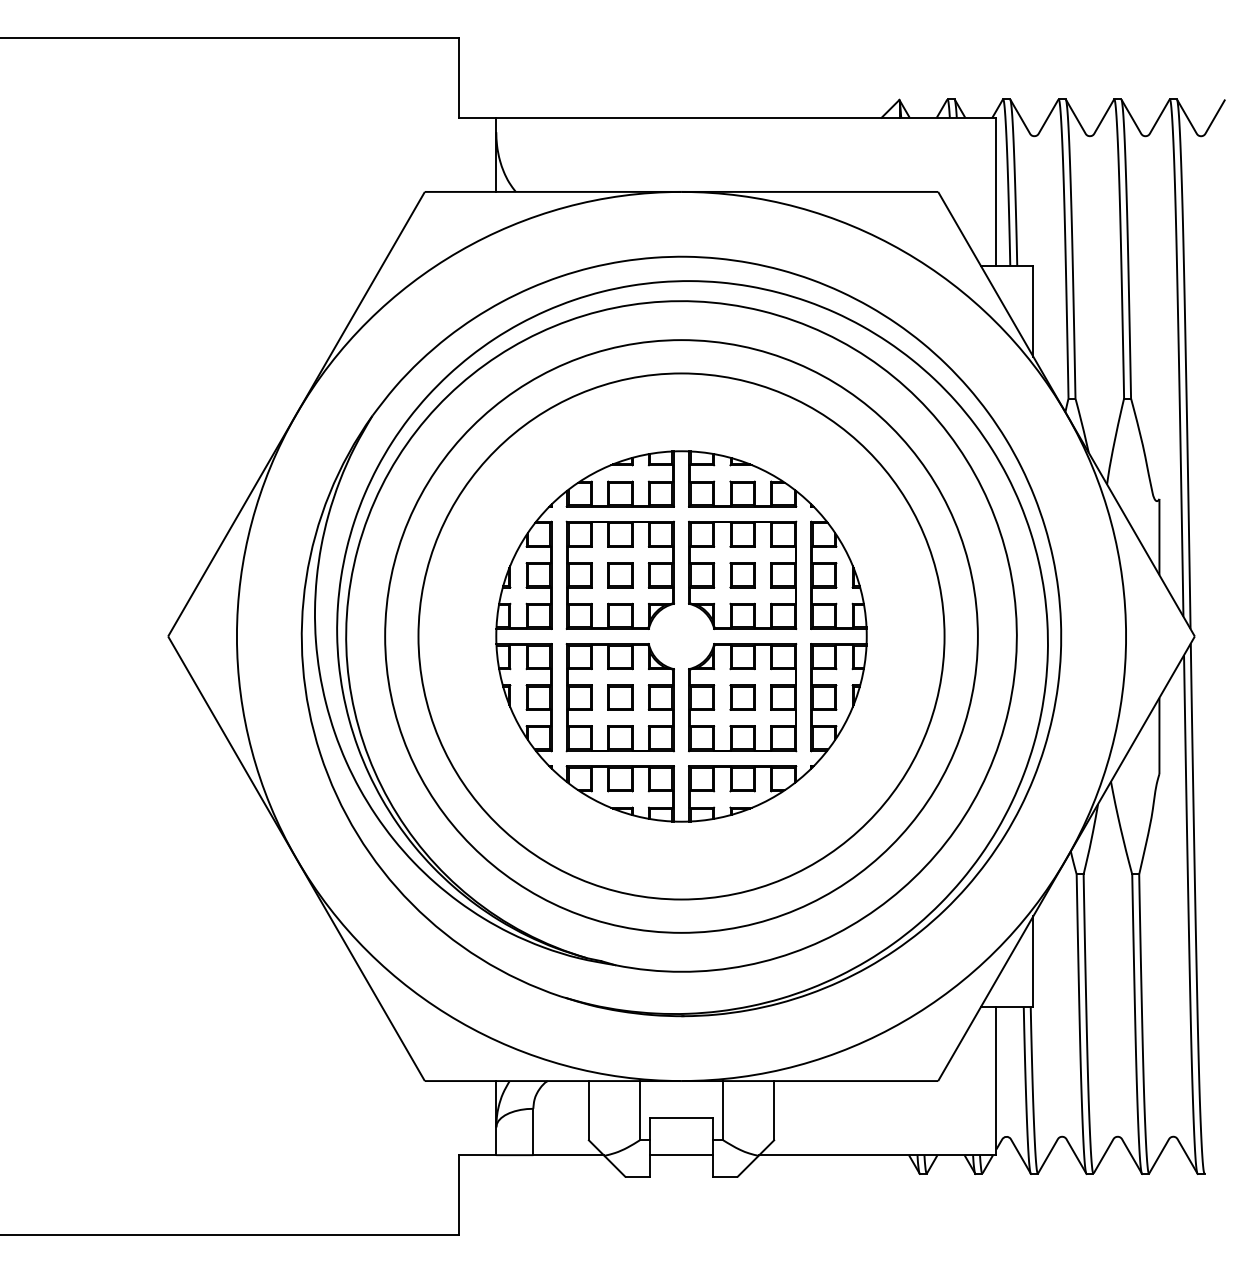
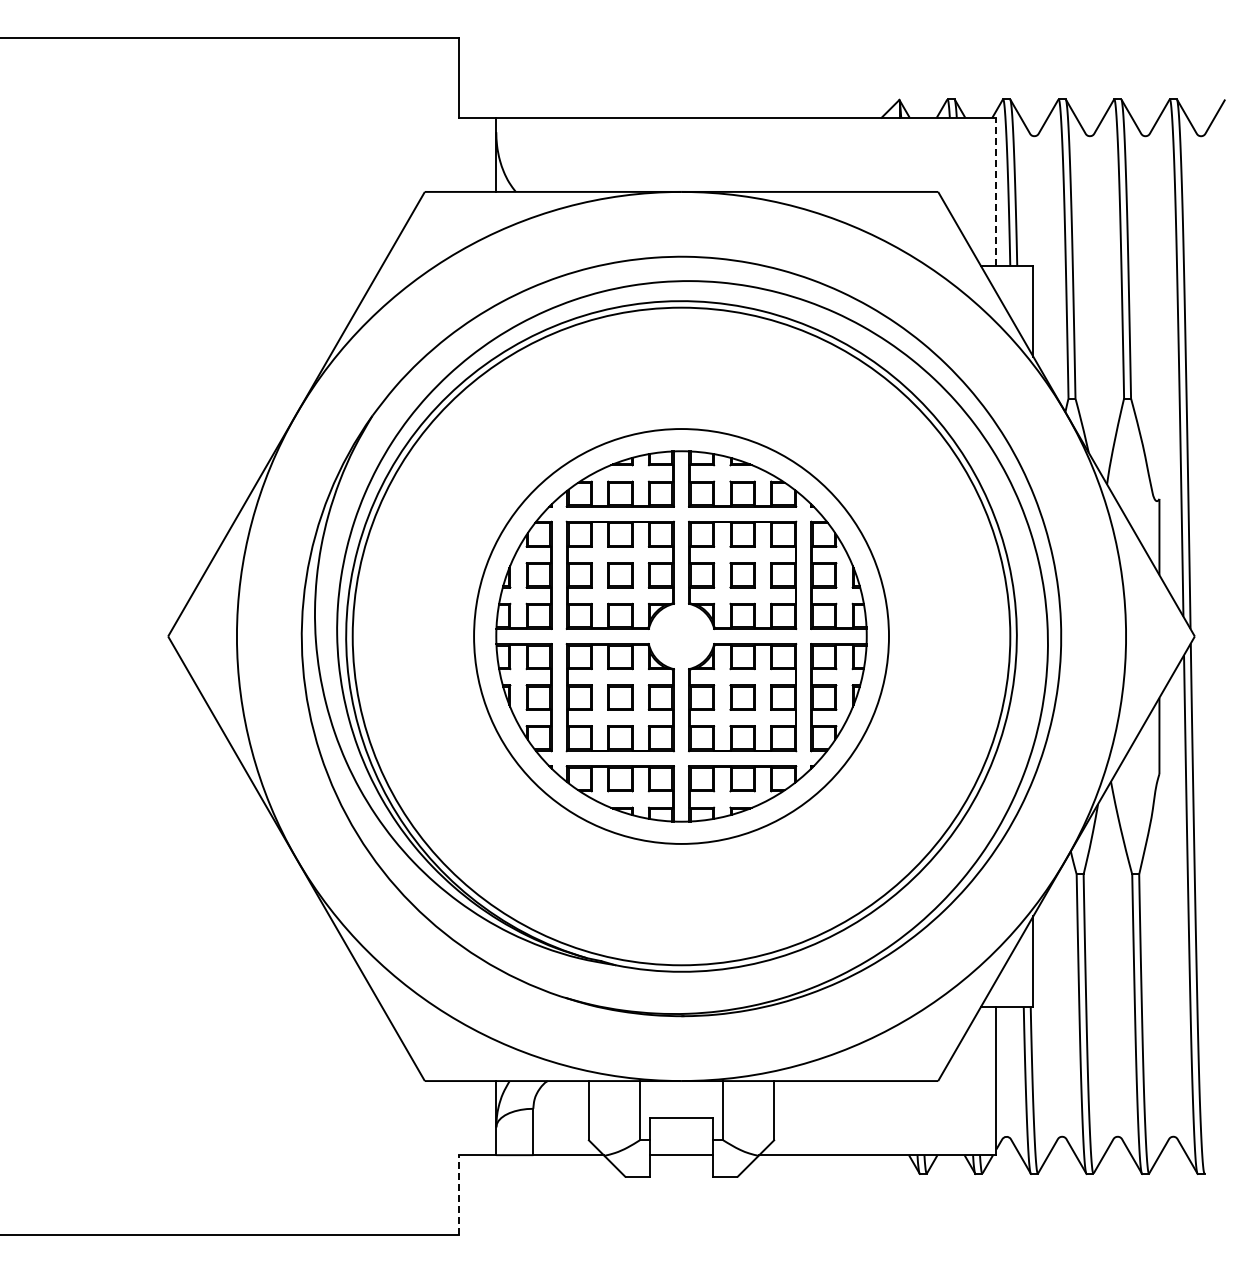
line: solid -> dashed (996, 191)
circle diameter: 526 px -> 658 px (681, 636)
circle diameter: 593 px -> 415 px (681, 636)
line: solid -> dashed (459, 1194)
